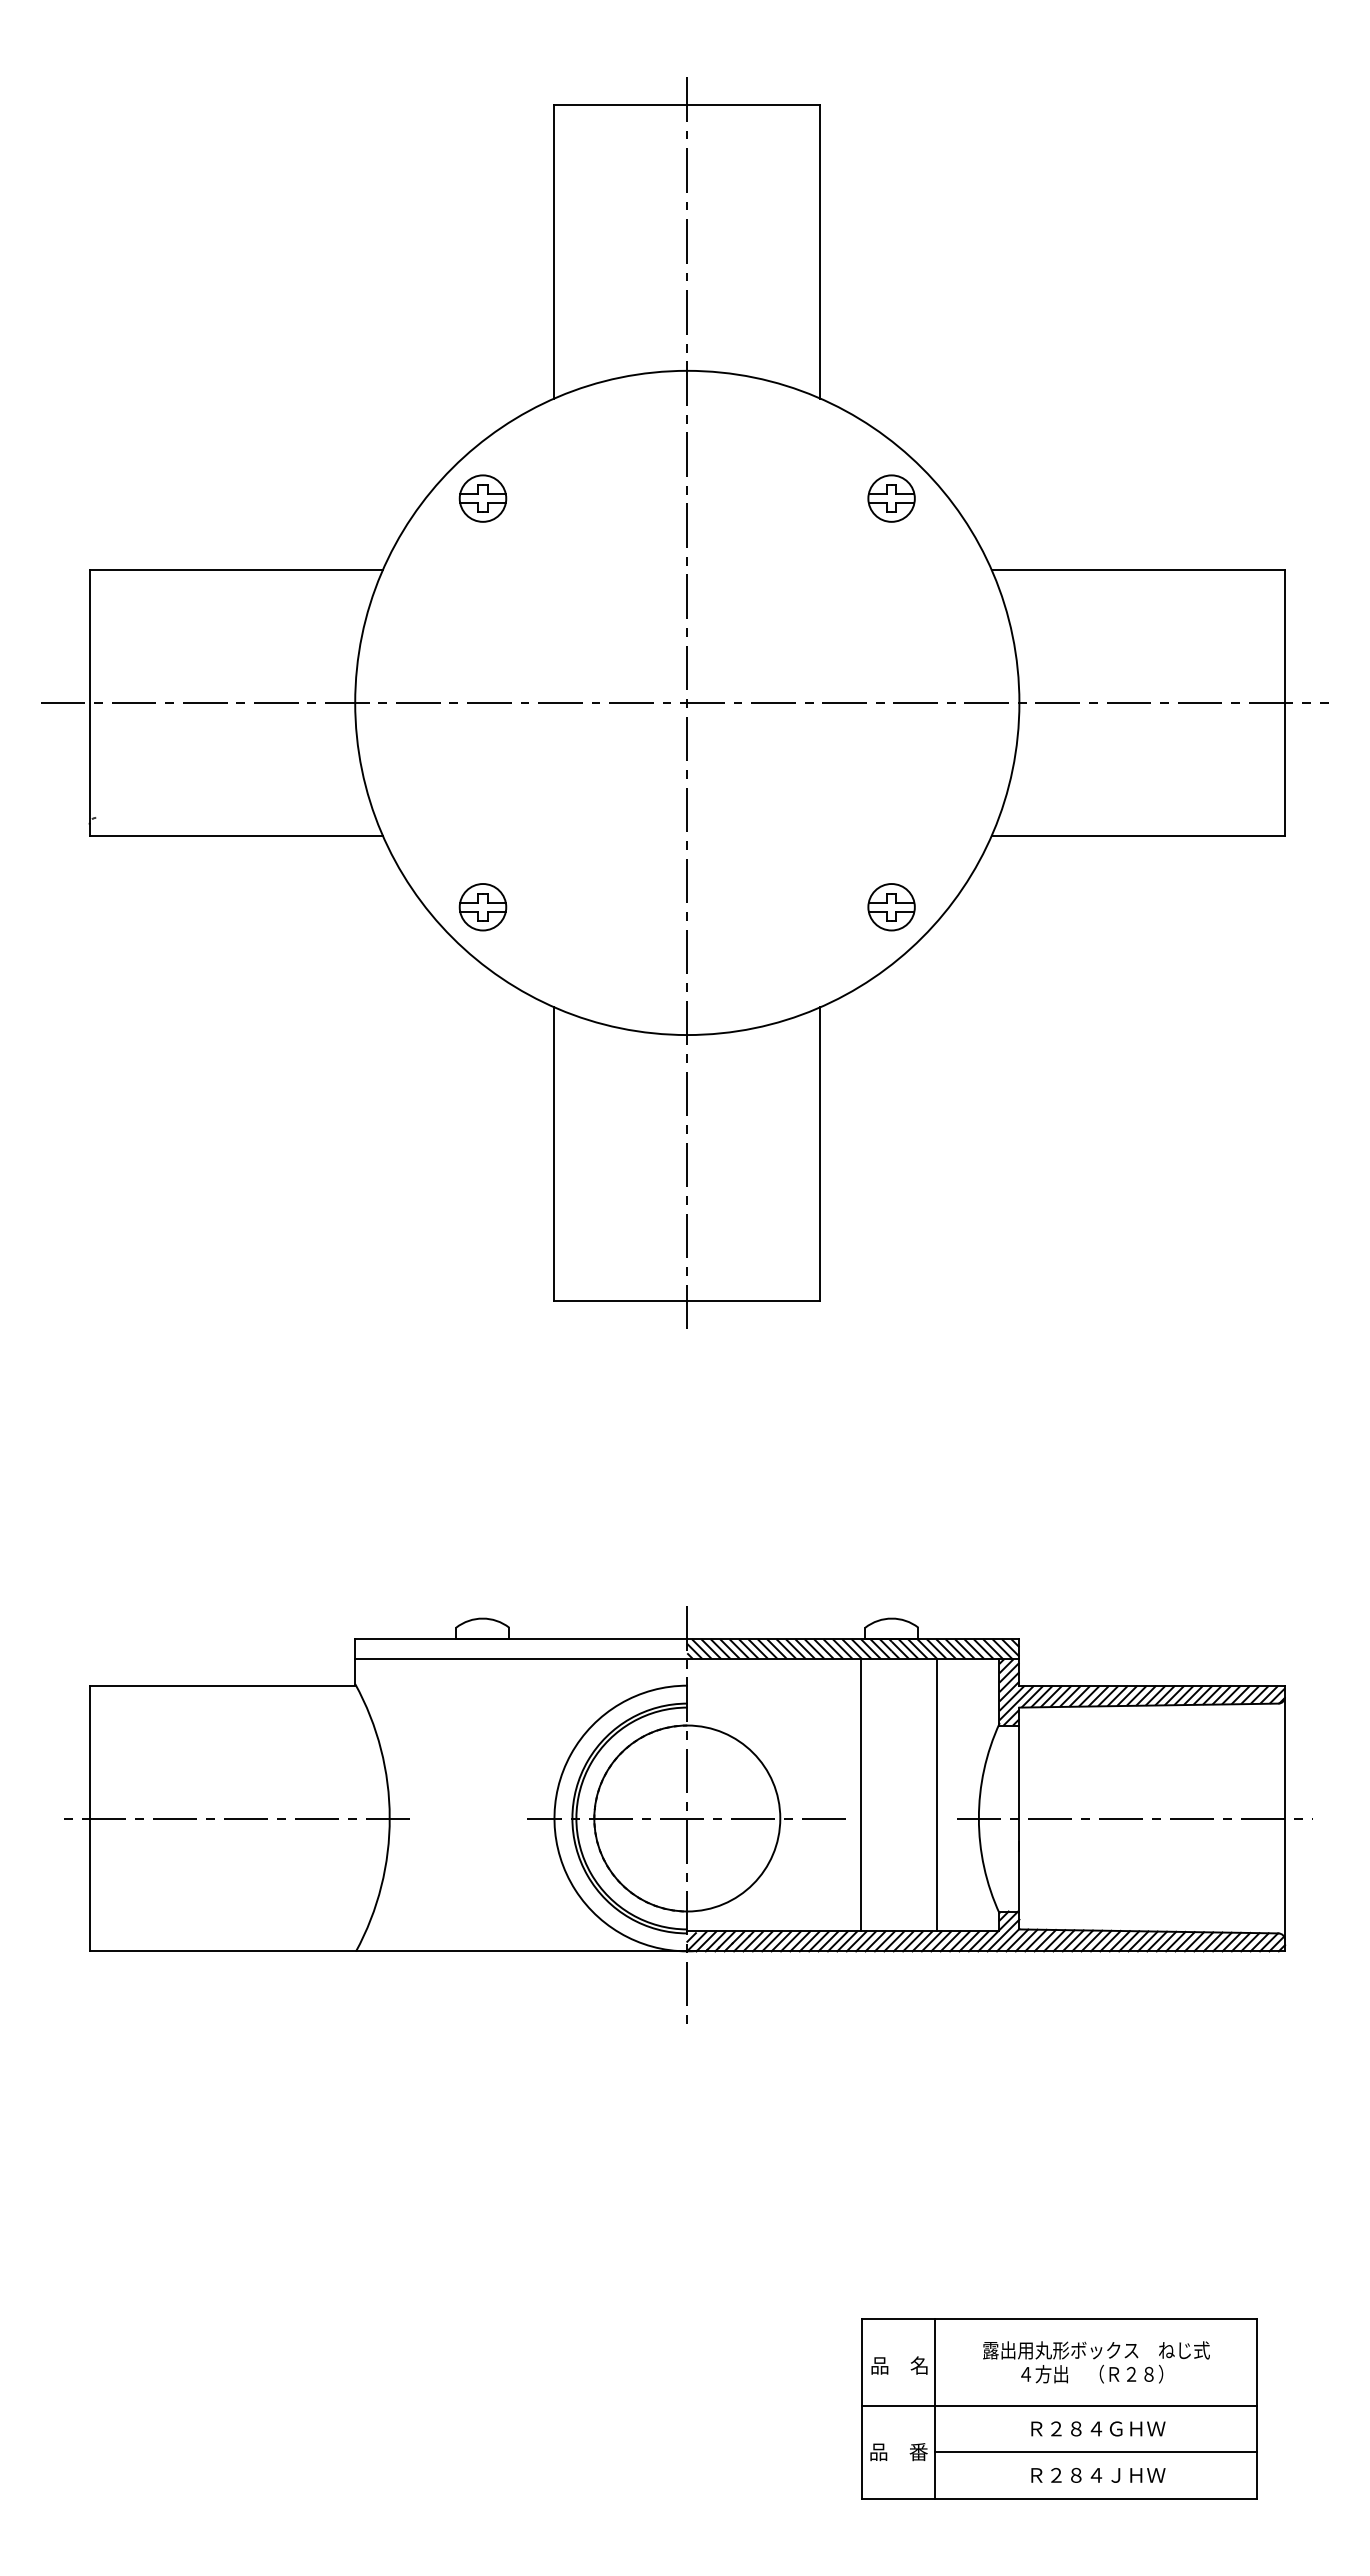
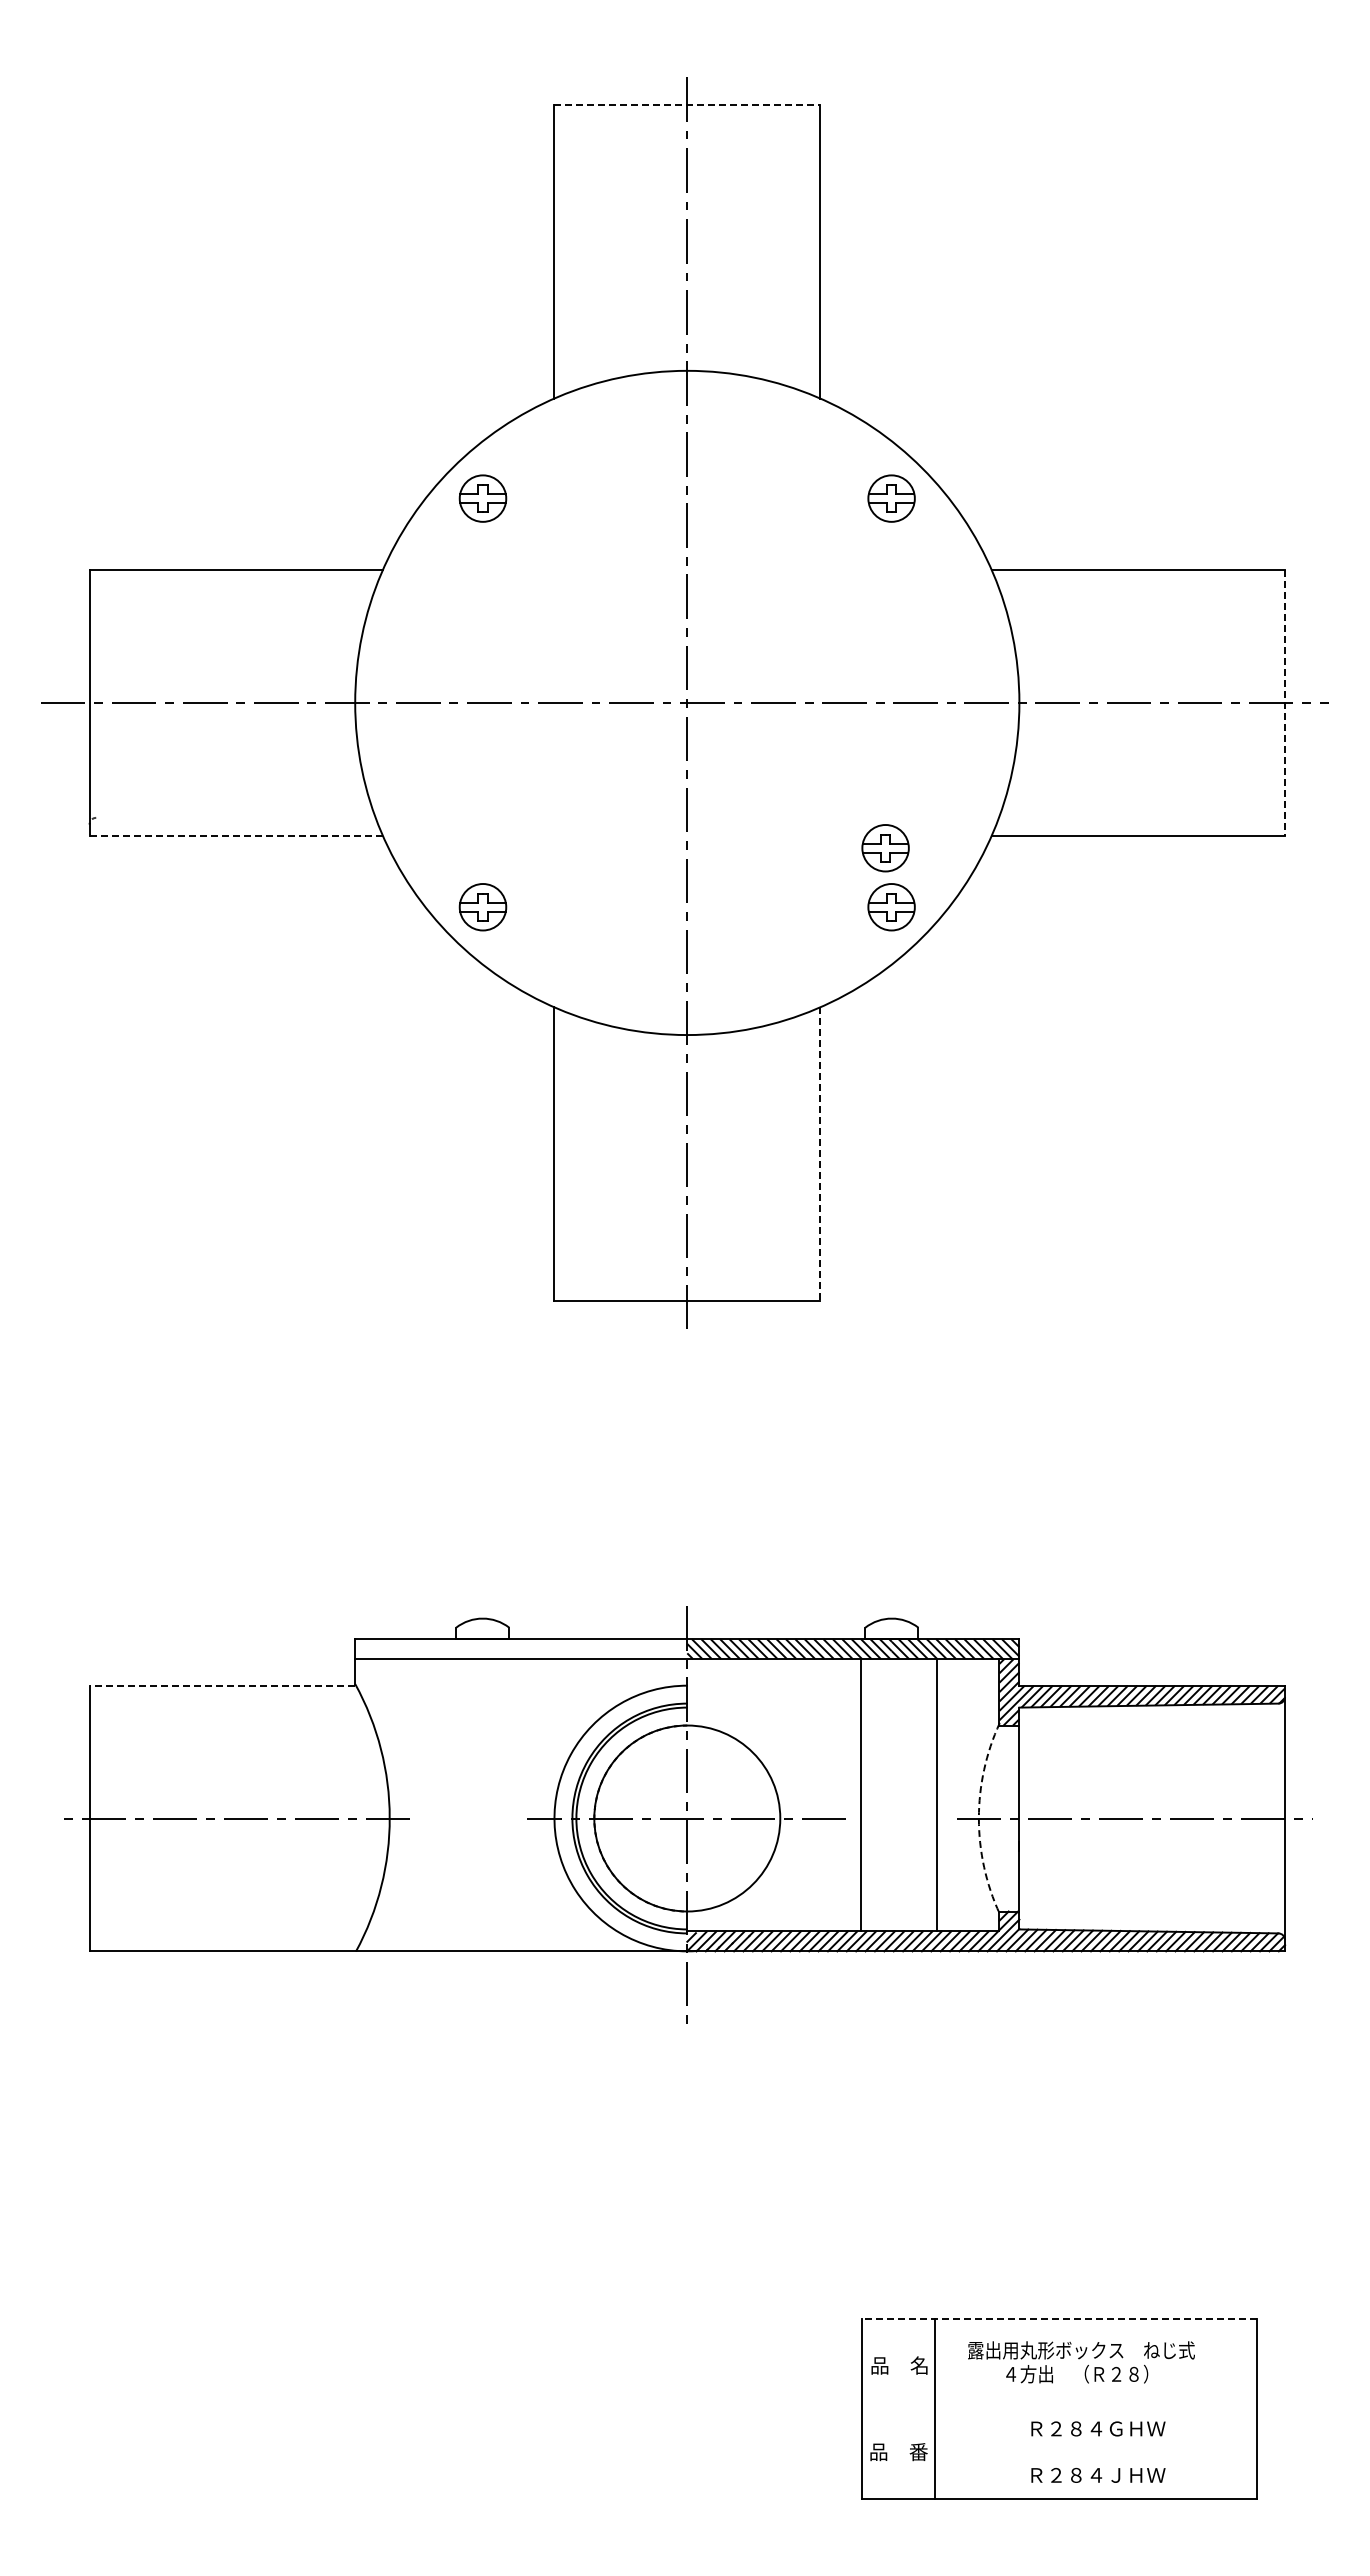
line: solid -> dashed (687, 105)
line: solid -> dashed (1285, 702)
line: solid -> dashed (236, 835)
part: none -> present (885, 848)
line: solid -> dashed (820, 1153)
line: solid -> dashed (222, 1685)
arc: solid -> dashed (978, 1818)
line: solid -> dashed (1059, 2319)
text position: (1096, 2362) -> (1081, 2362) (1081, 2362)
line: present -> none (1059, 2405)
line: present -> none (1096, 2452)
